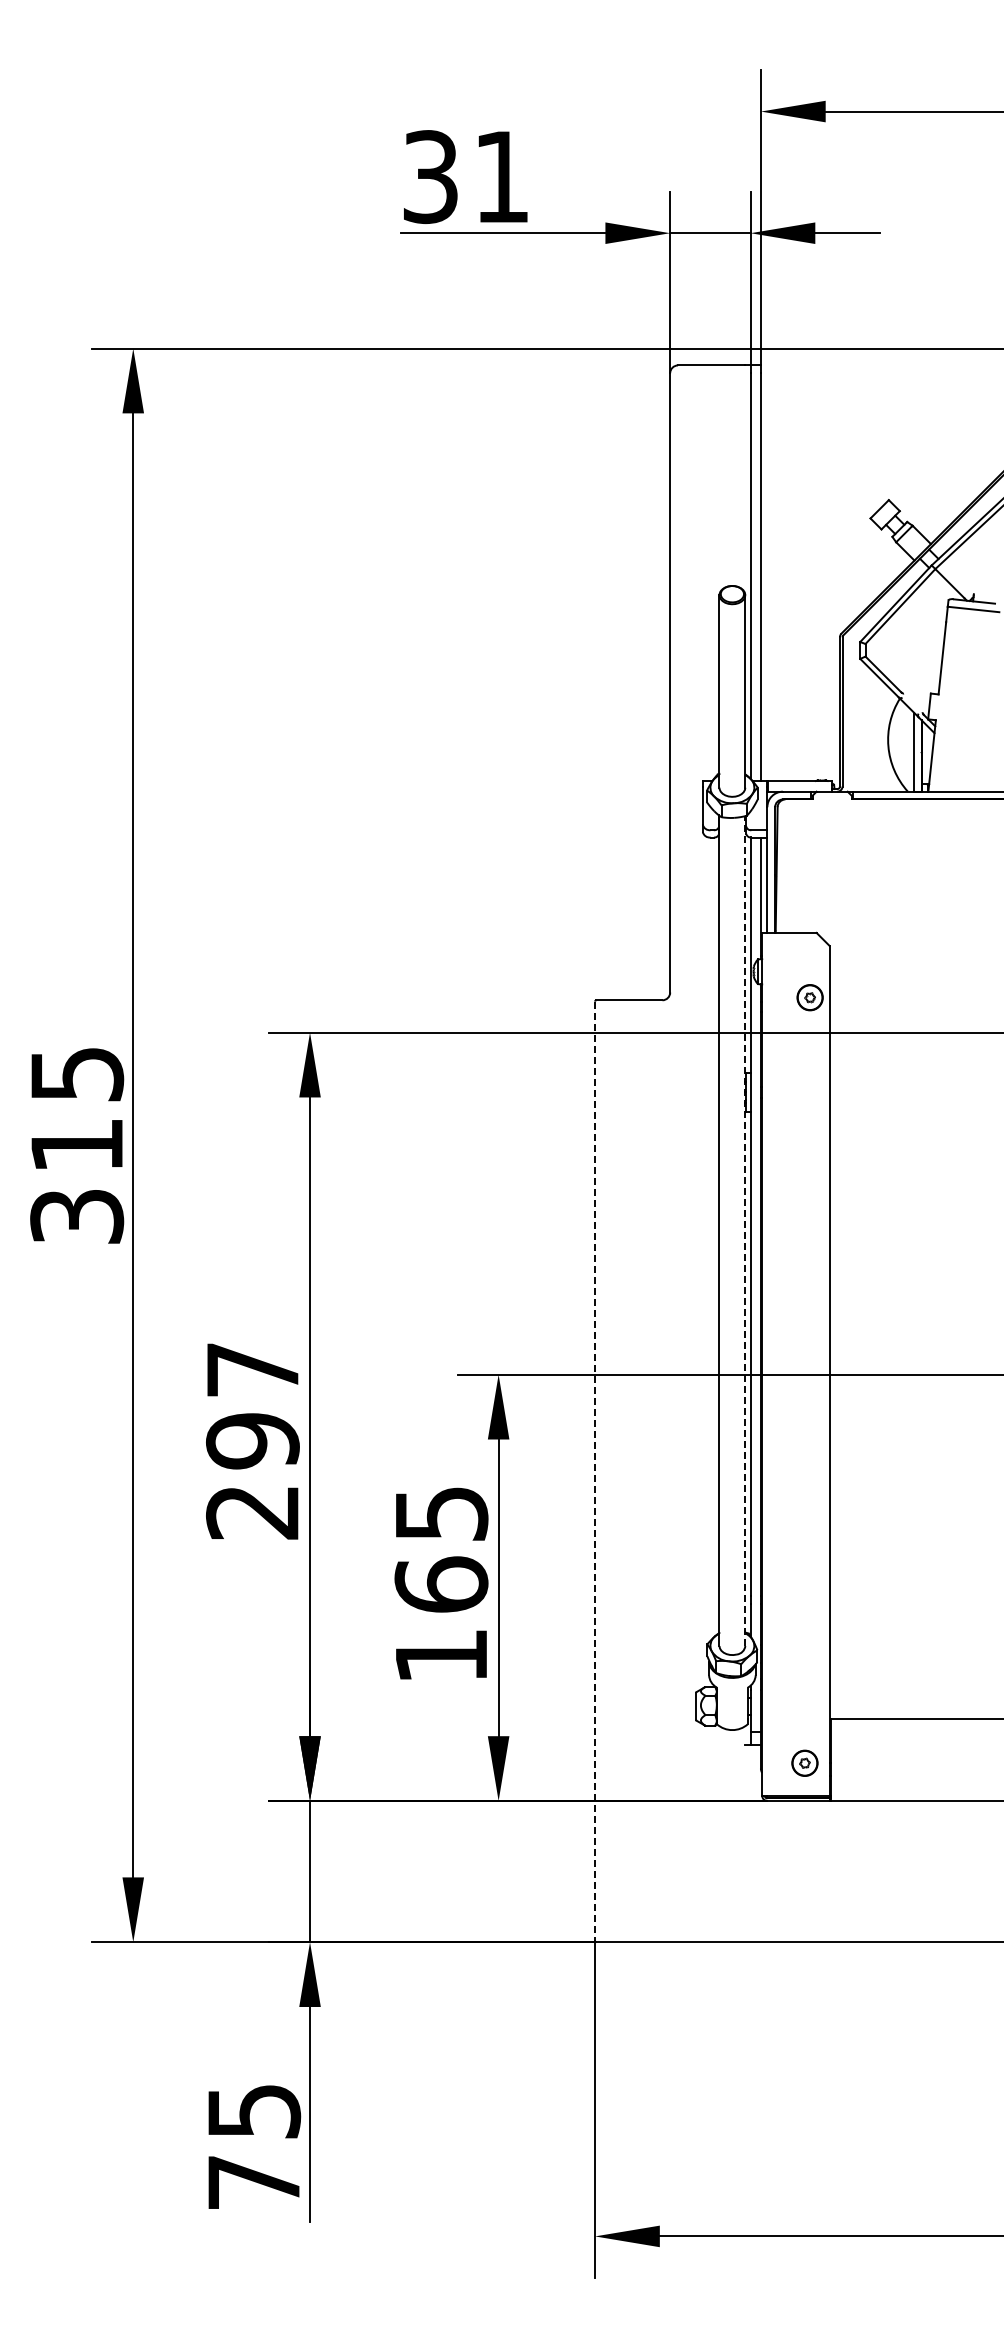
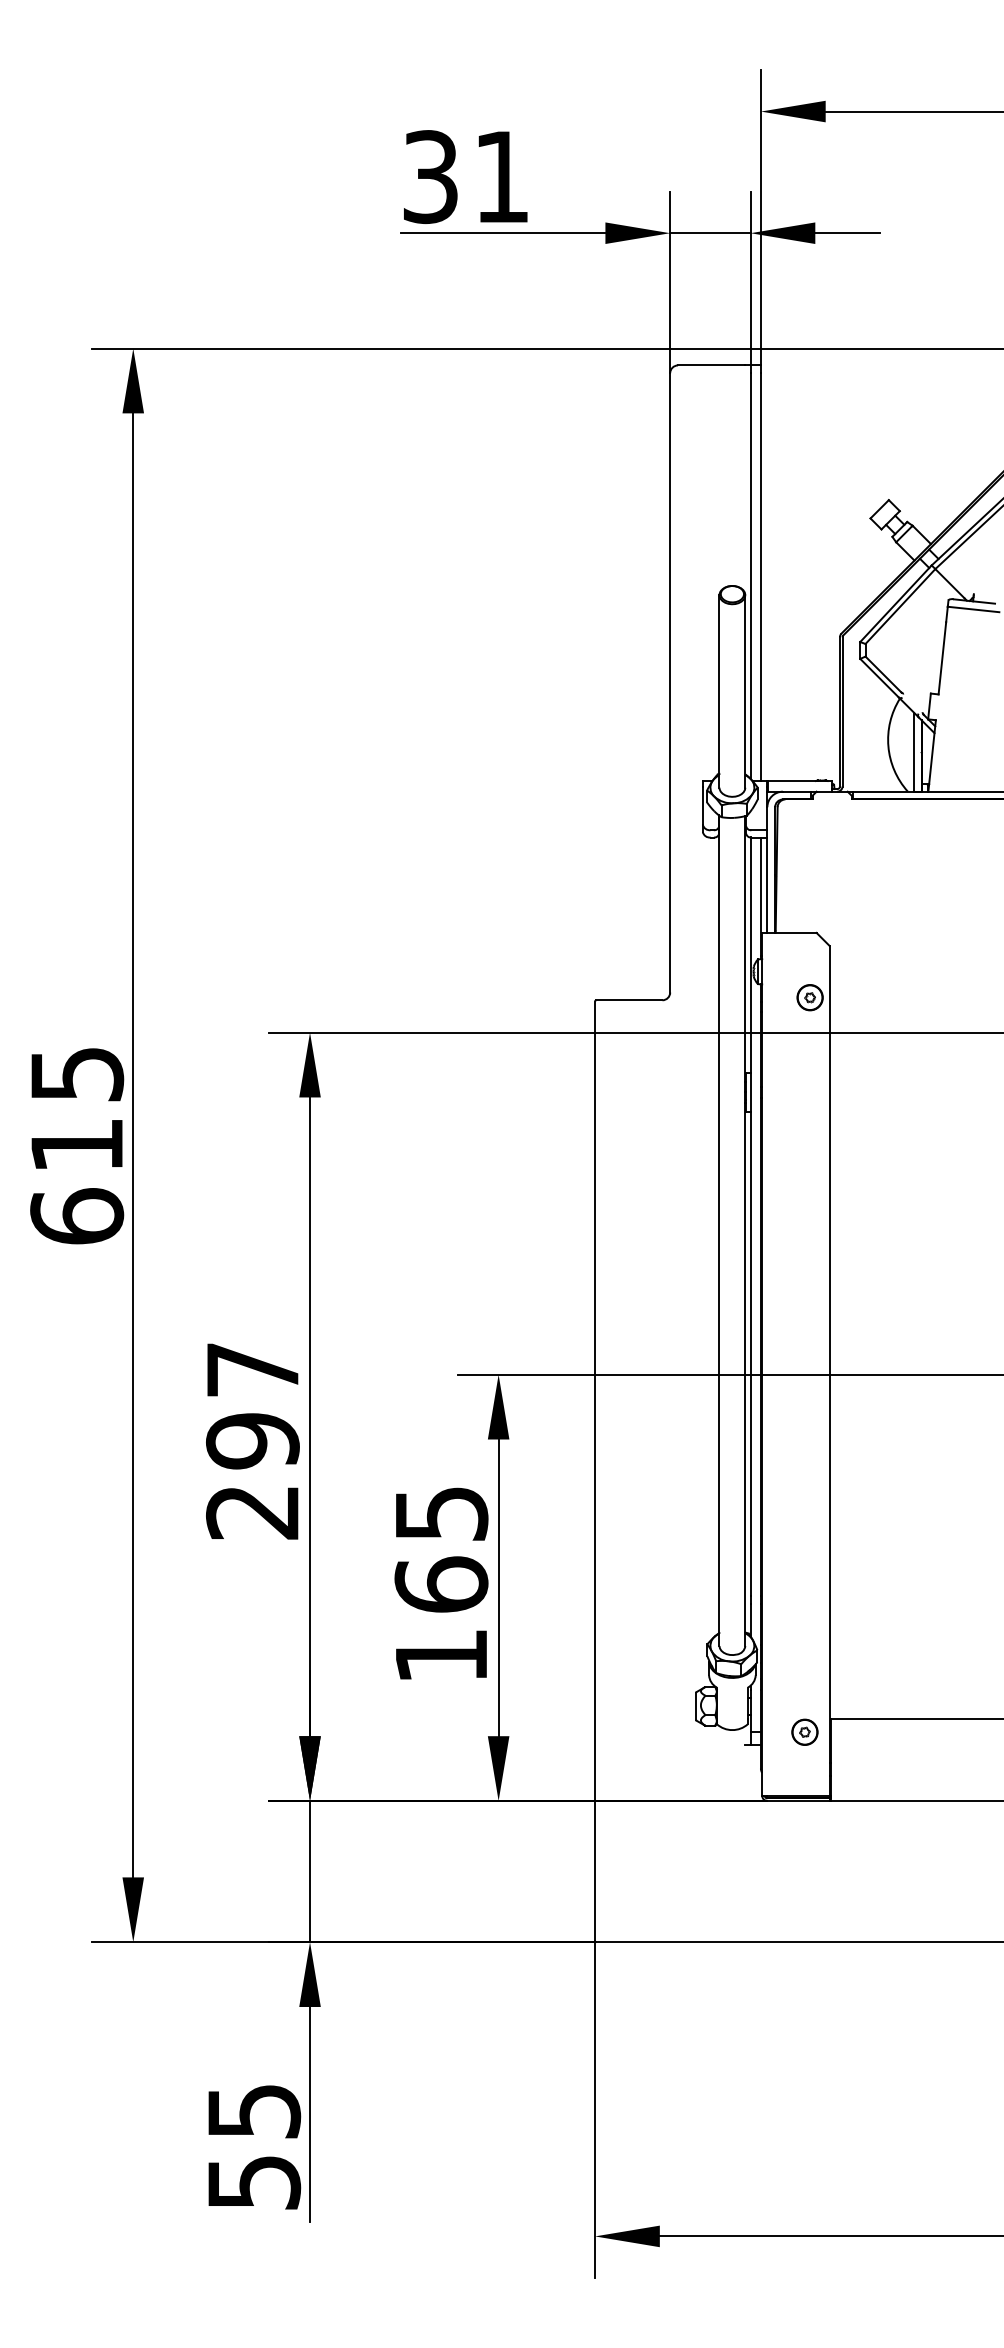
text: 315 -> 615 (77, 1216)
line: dashed -> solid (745, 1231)
line: dashed -> solid (595, 1471)
part position: (804, 1762) -> (804, 1731) (804, 1731)
text: 75 -> 55 (254, 2182)
